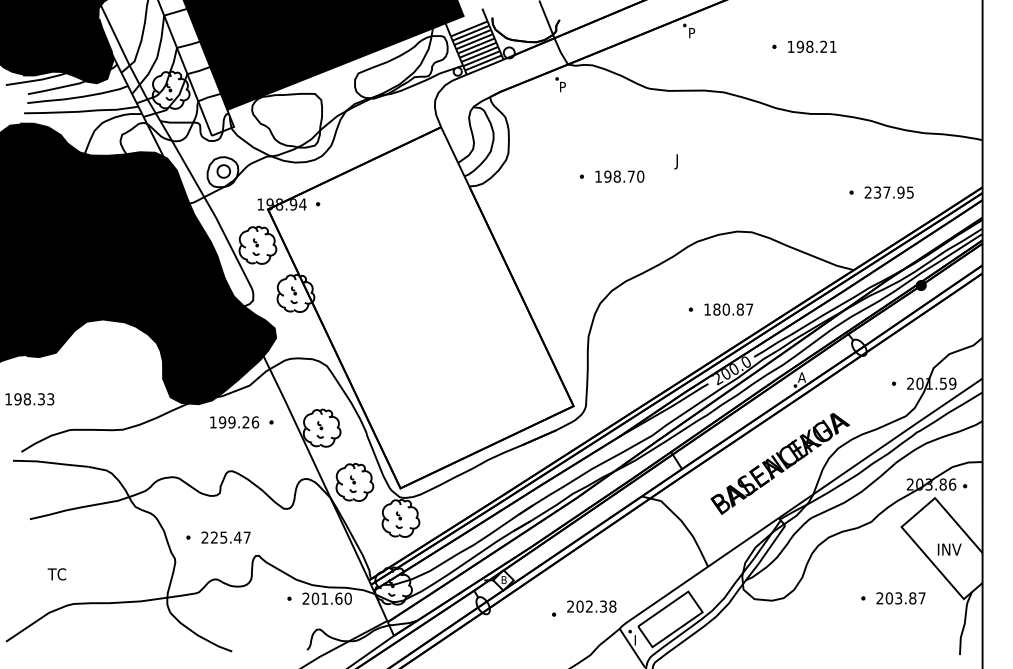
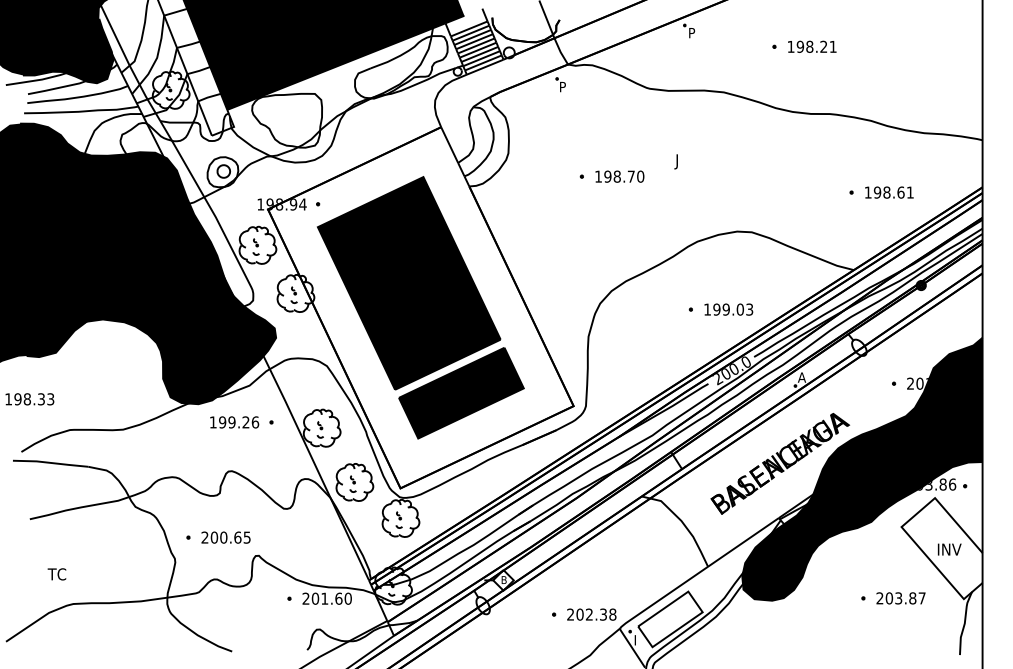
text: 237.95 -> 198.61 (888, 192)
part: none -> present (420, 307)
text: 180.87 -> 199.03 (733, 309)
fill: none -> present (862, 468)
text: 225.47 -> 200.65 (230, 537)
text position: (591, 606) -> (591, 614) (591, 614)
